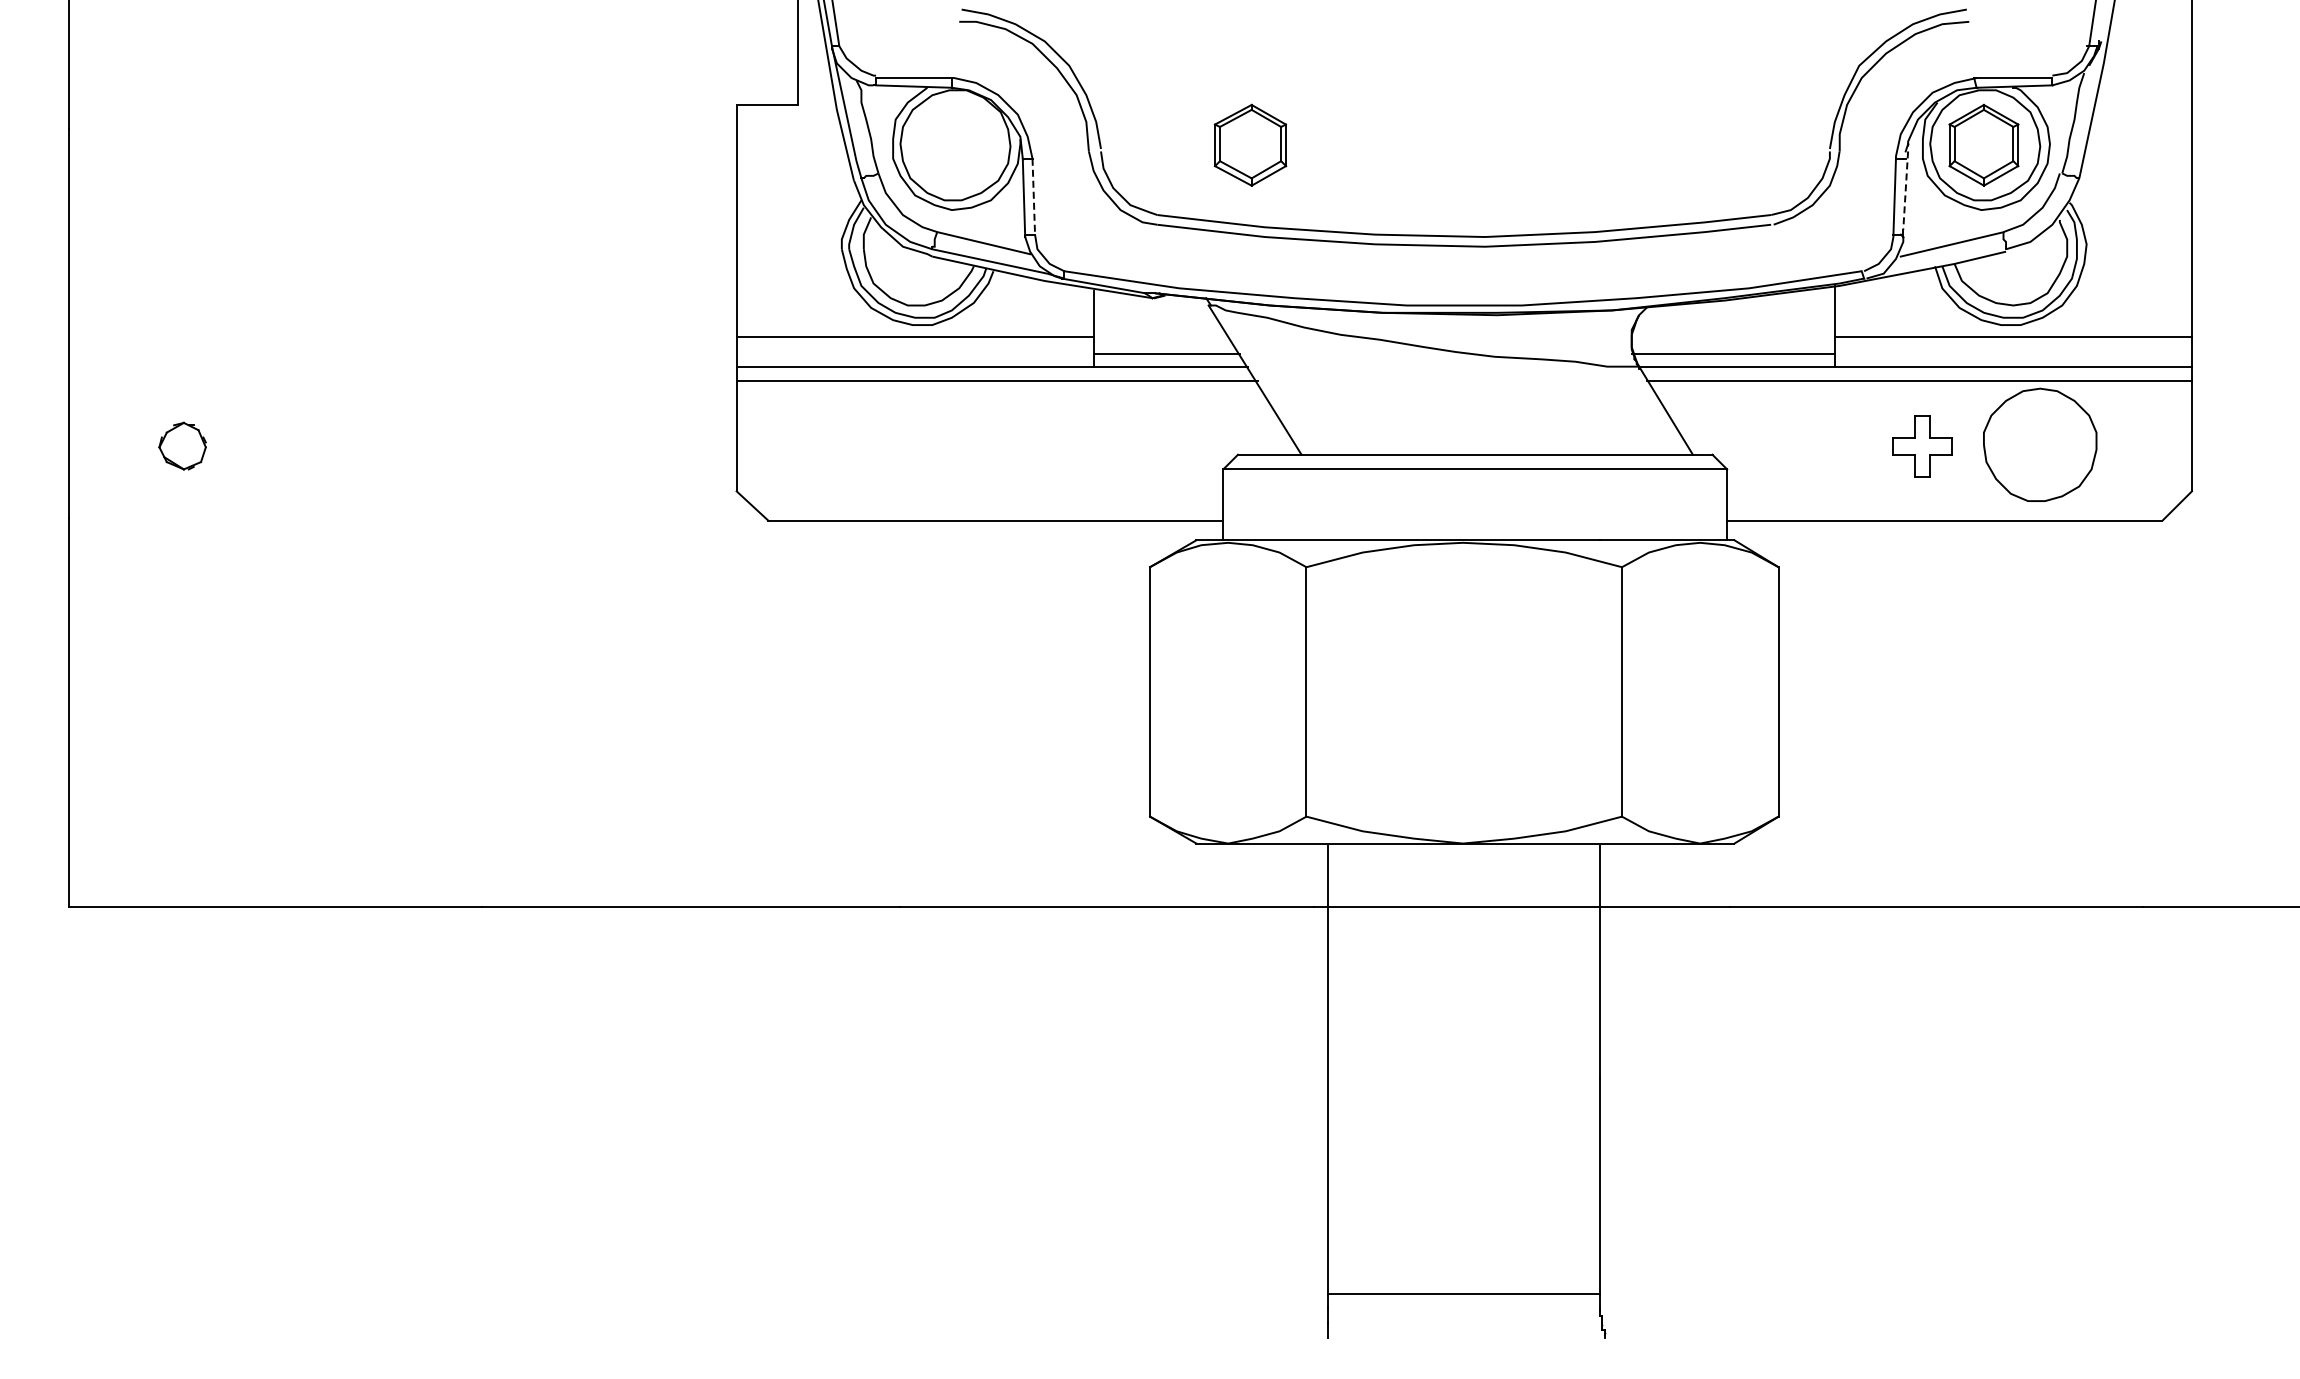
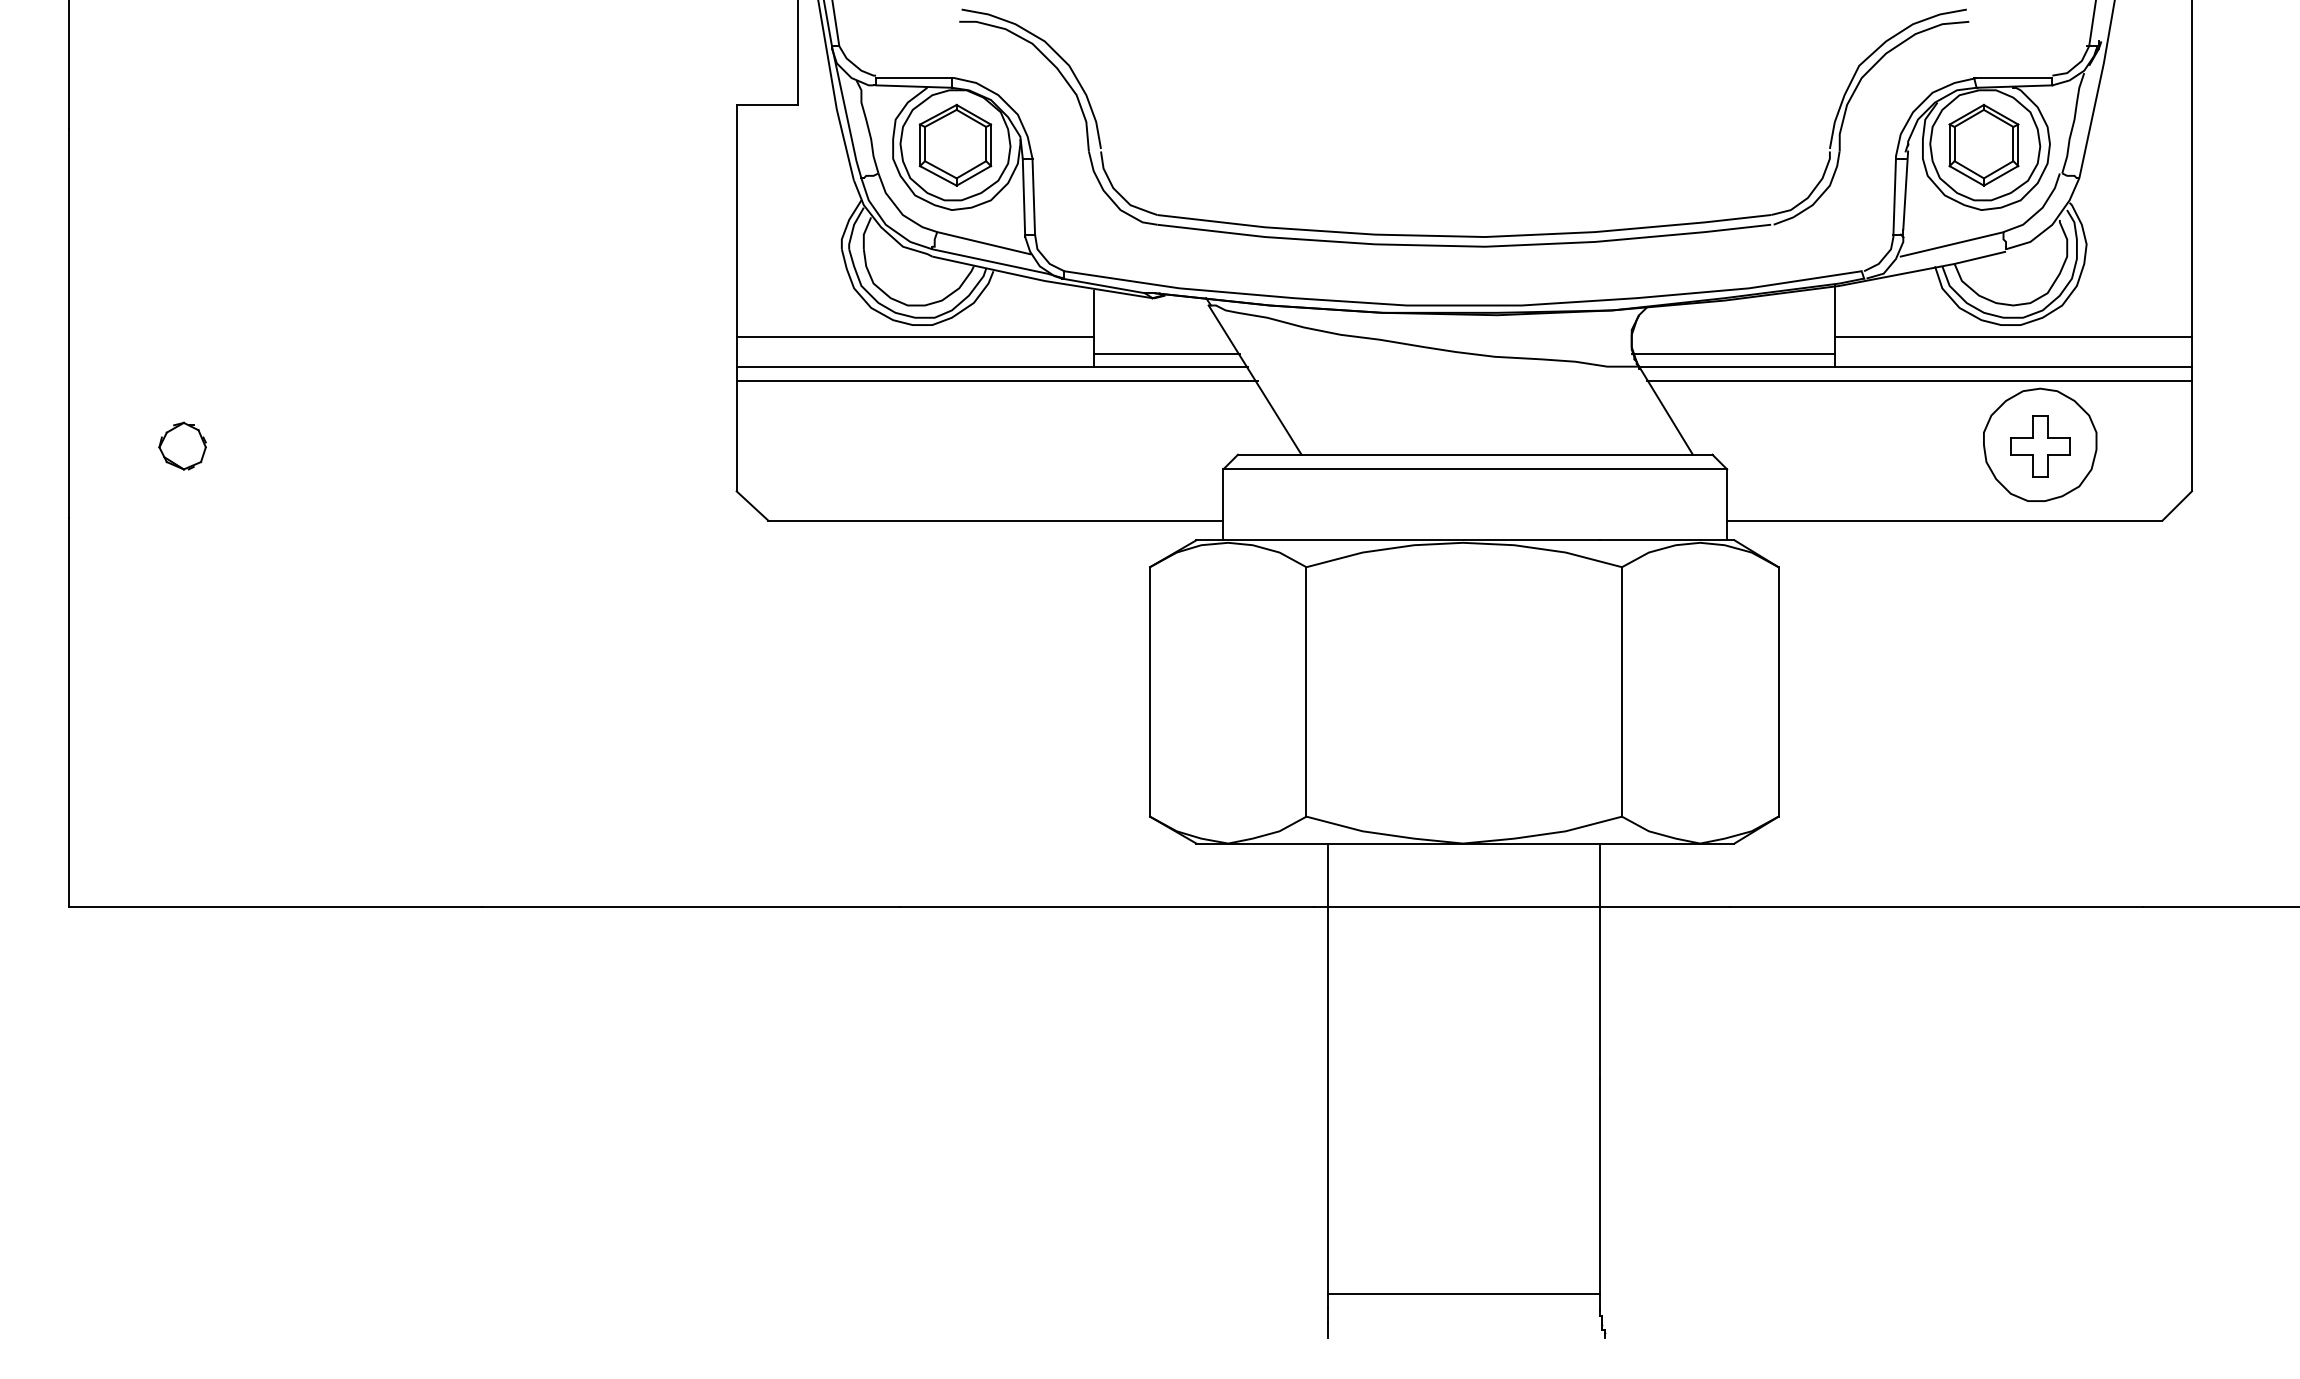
part position: (1250, 144) -> (955, 144) (955, 144)
line: dashed -> solid (1905, 191)
line: dashed -> solid (1033, 196)
part position: (1922, 446) -> (2040, 446) (2040, 446)
